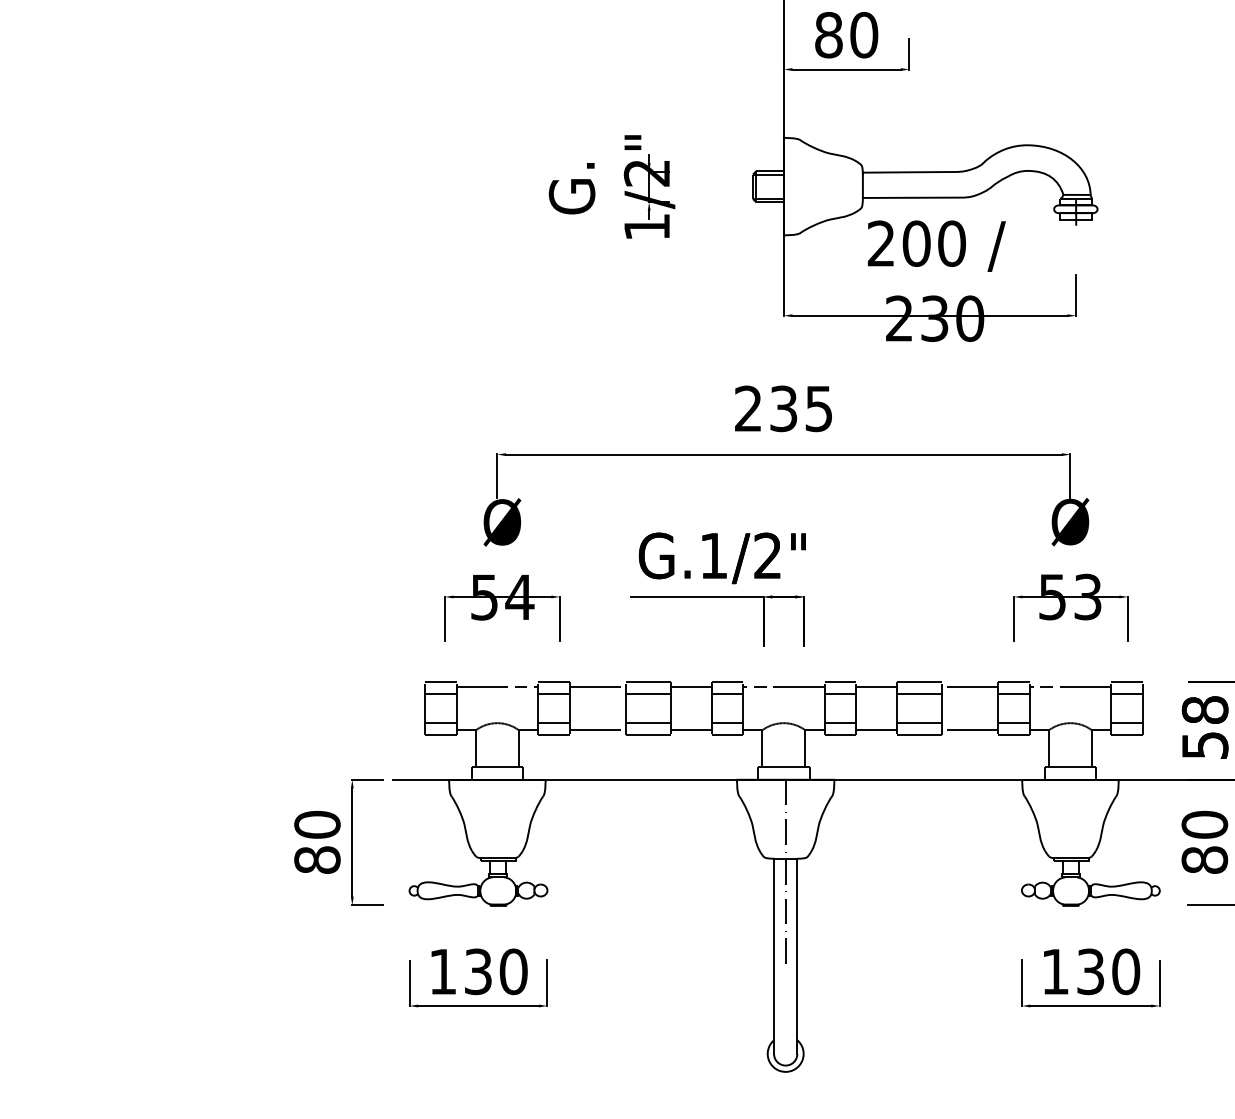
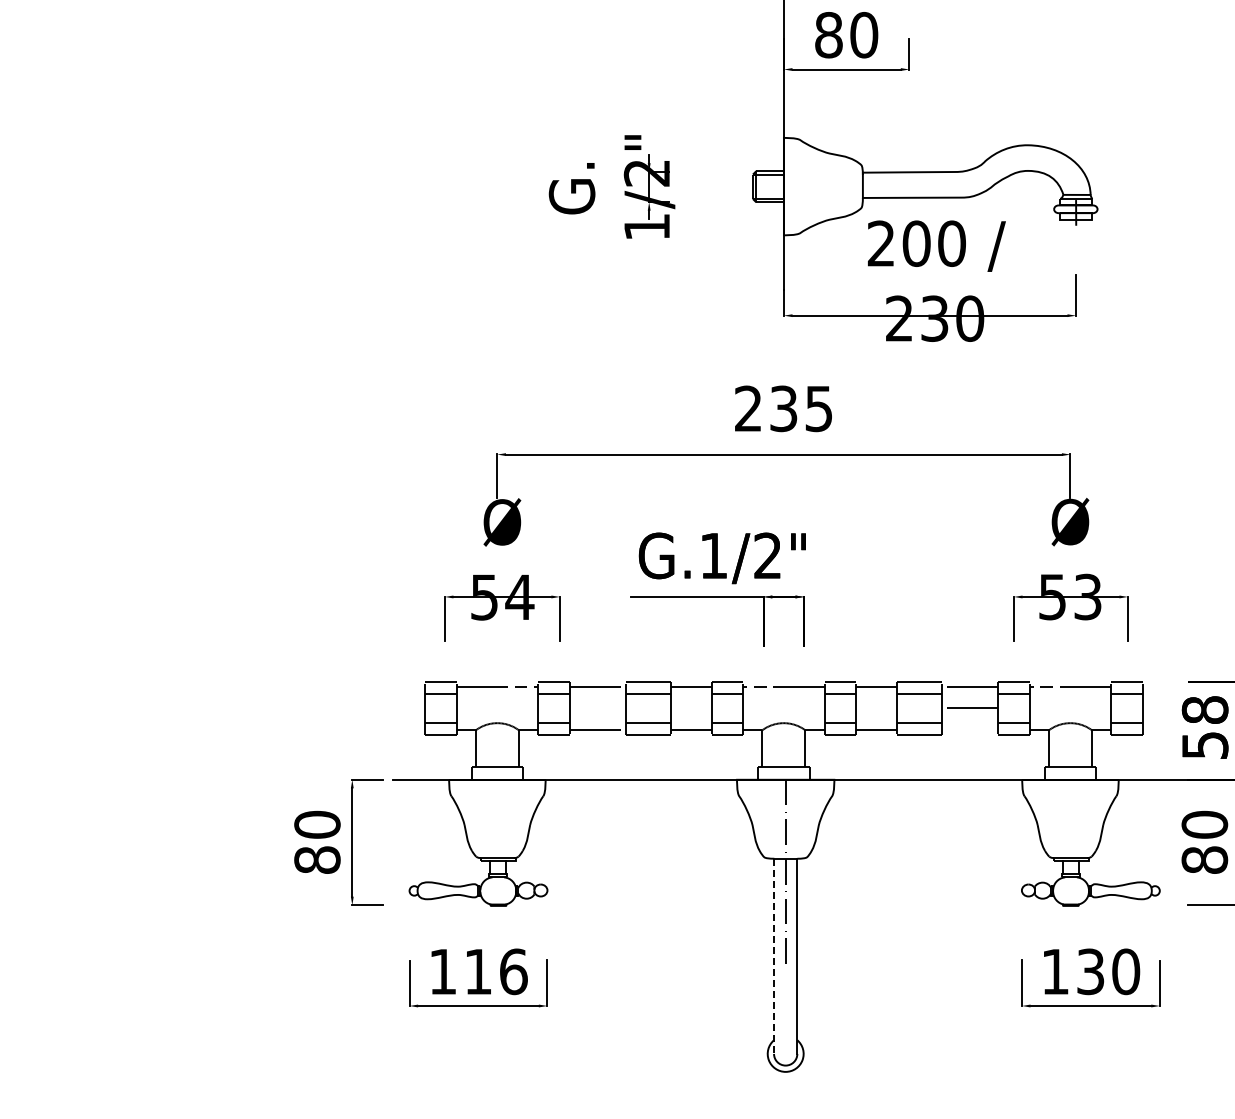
line position: (969, 730) -> (969, 708) (969, 708)
line: solid -> dashed (774, 956)
text: 130 -> 116 (496, 971)
